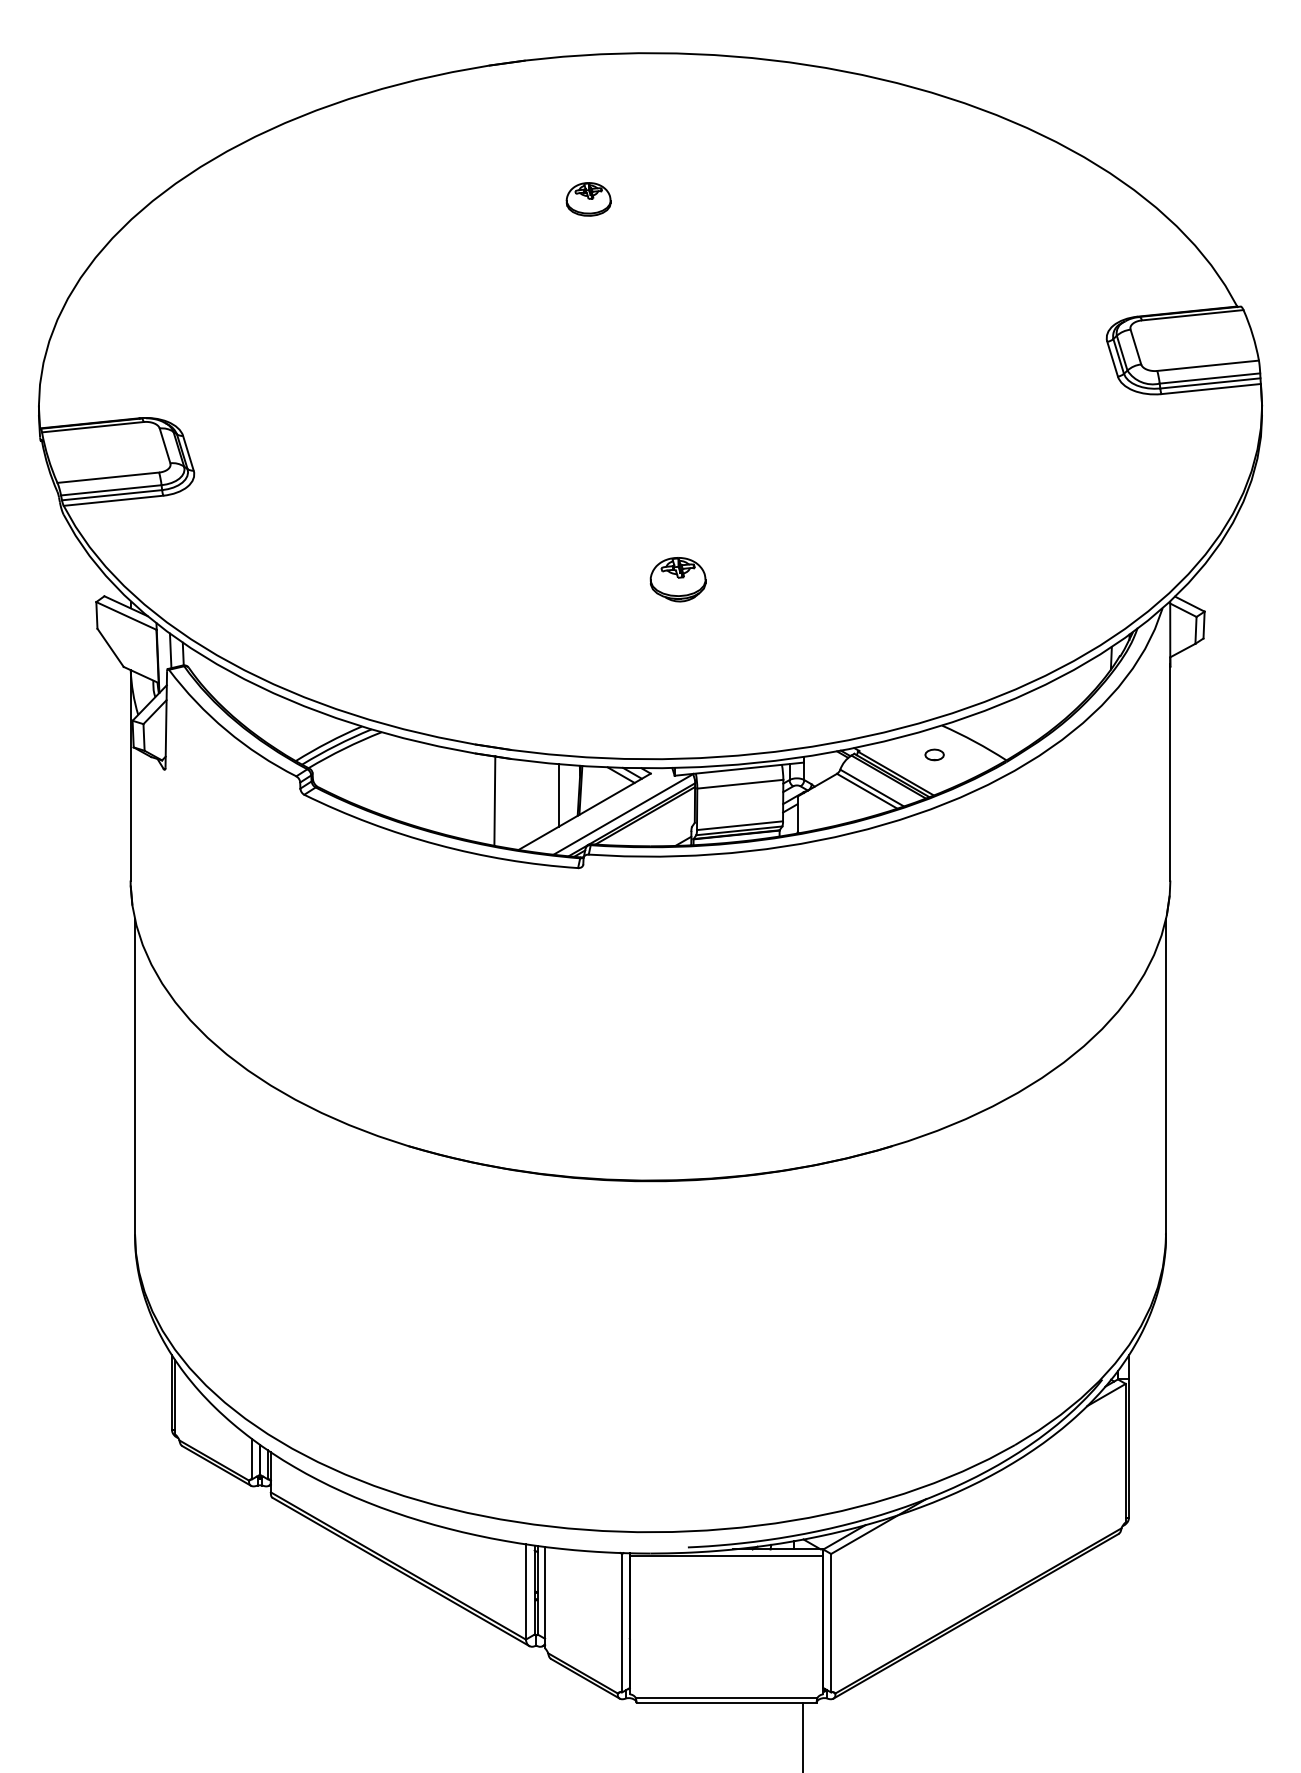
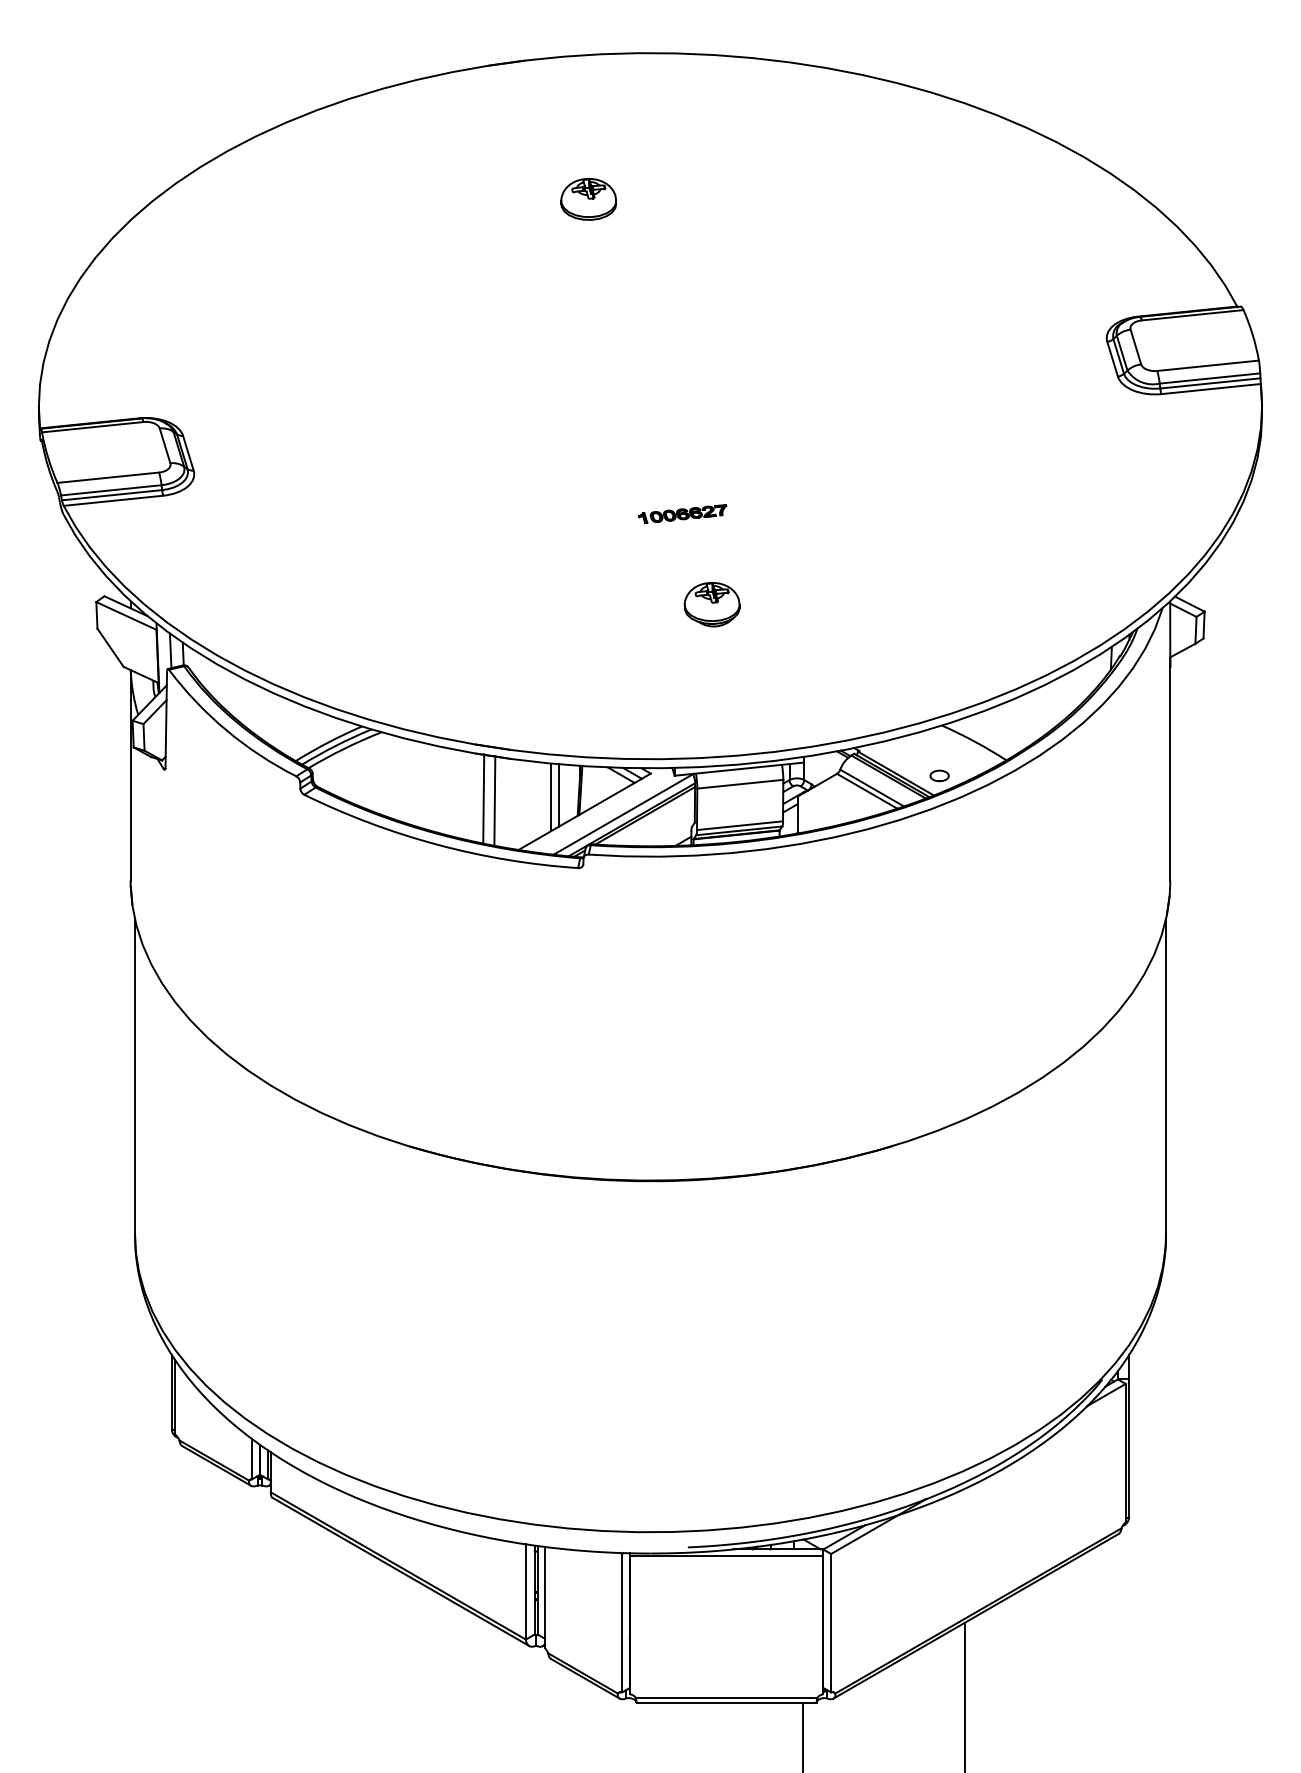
part size: 47x35 px -> 57x43 px (588, 199)
part: none -> present (682, 514)
part position: (677, 579) -> (711, 604) (711, 604)
part position: (934, 754) -> (939, 775) (939, 775)
line: none -> present (551, 797)
line: none -> present (483, 798)
line: none -> present (964, 1695)
